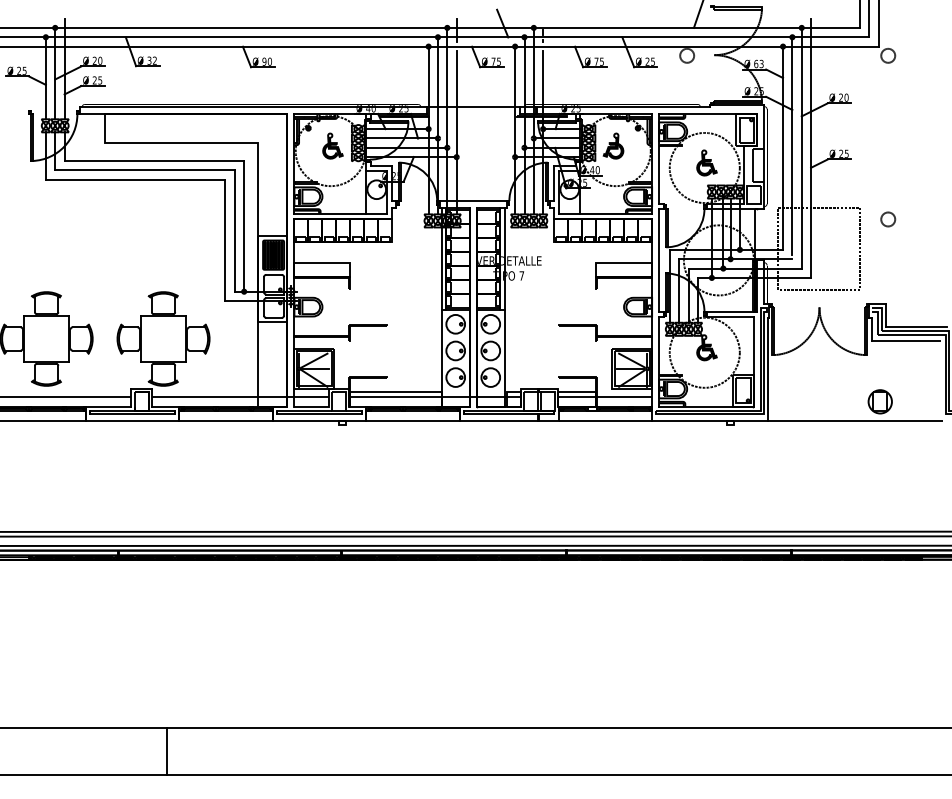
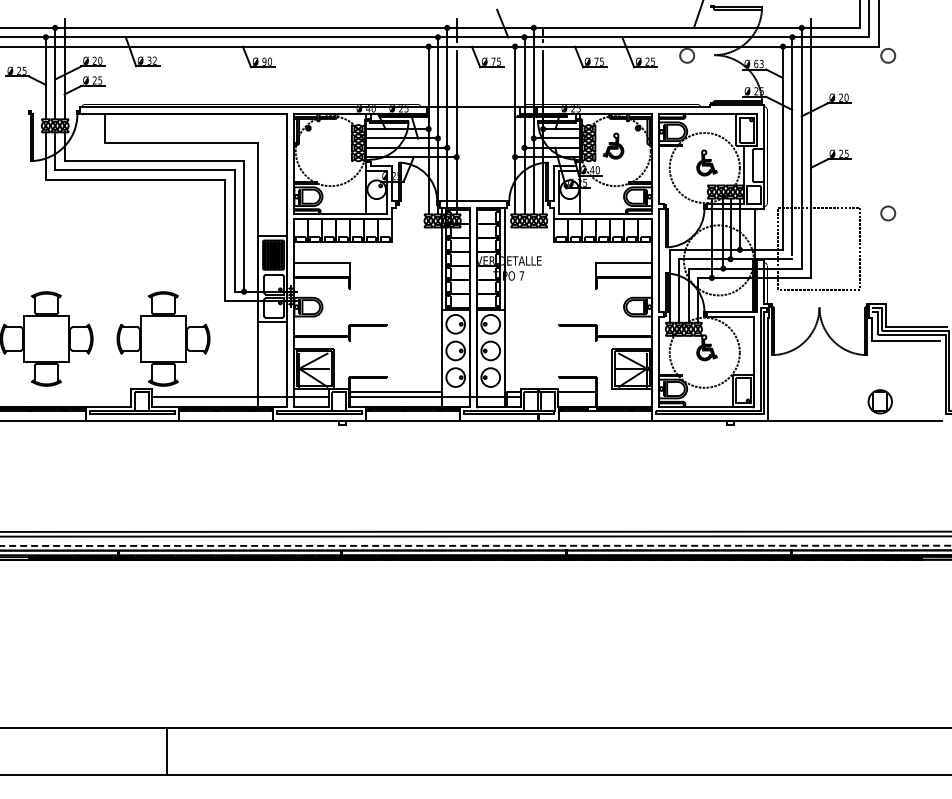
part: present -> none (332, 145)
circle position: (888, 219) -> (888, 213) (888, 213)
line: present -> none (66, 397)
line: present -> none (605, 397)
line: solid -> dashed (475, 545)
